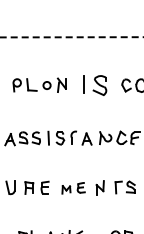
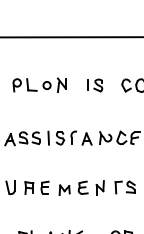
line: dashed -> solid (72, 37)
part size: 25x21 px -> 17x15 px (95, 85)
part size: 25x13 px -> 31x16 px (73, 187)
